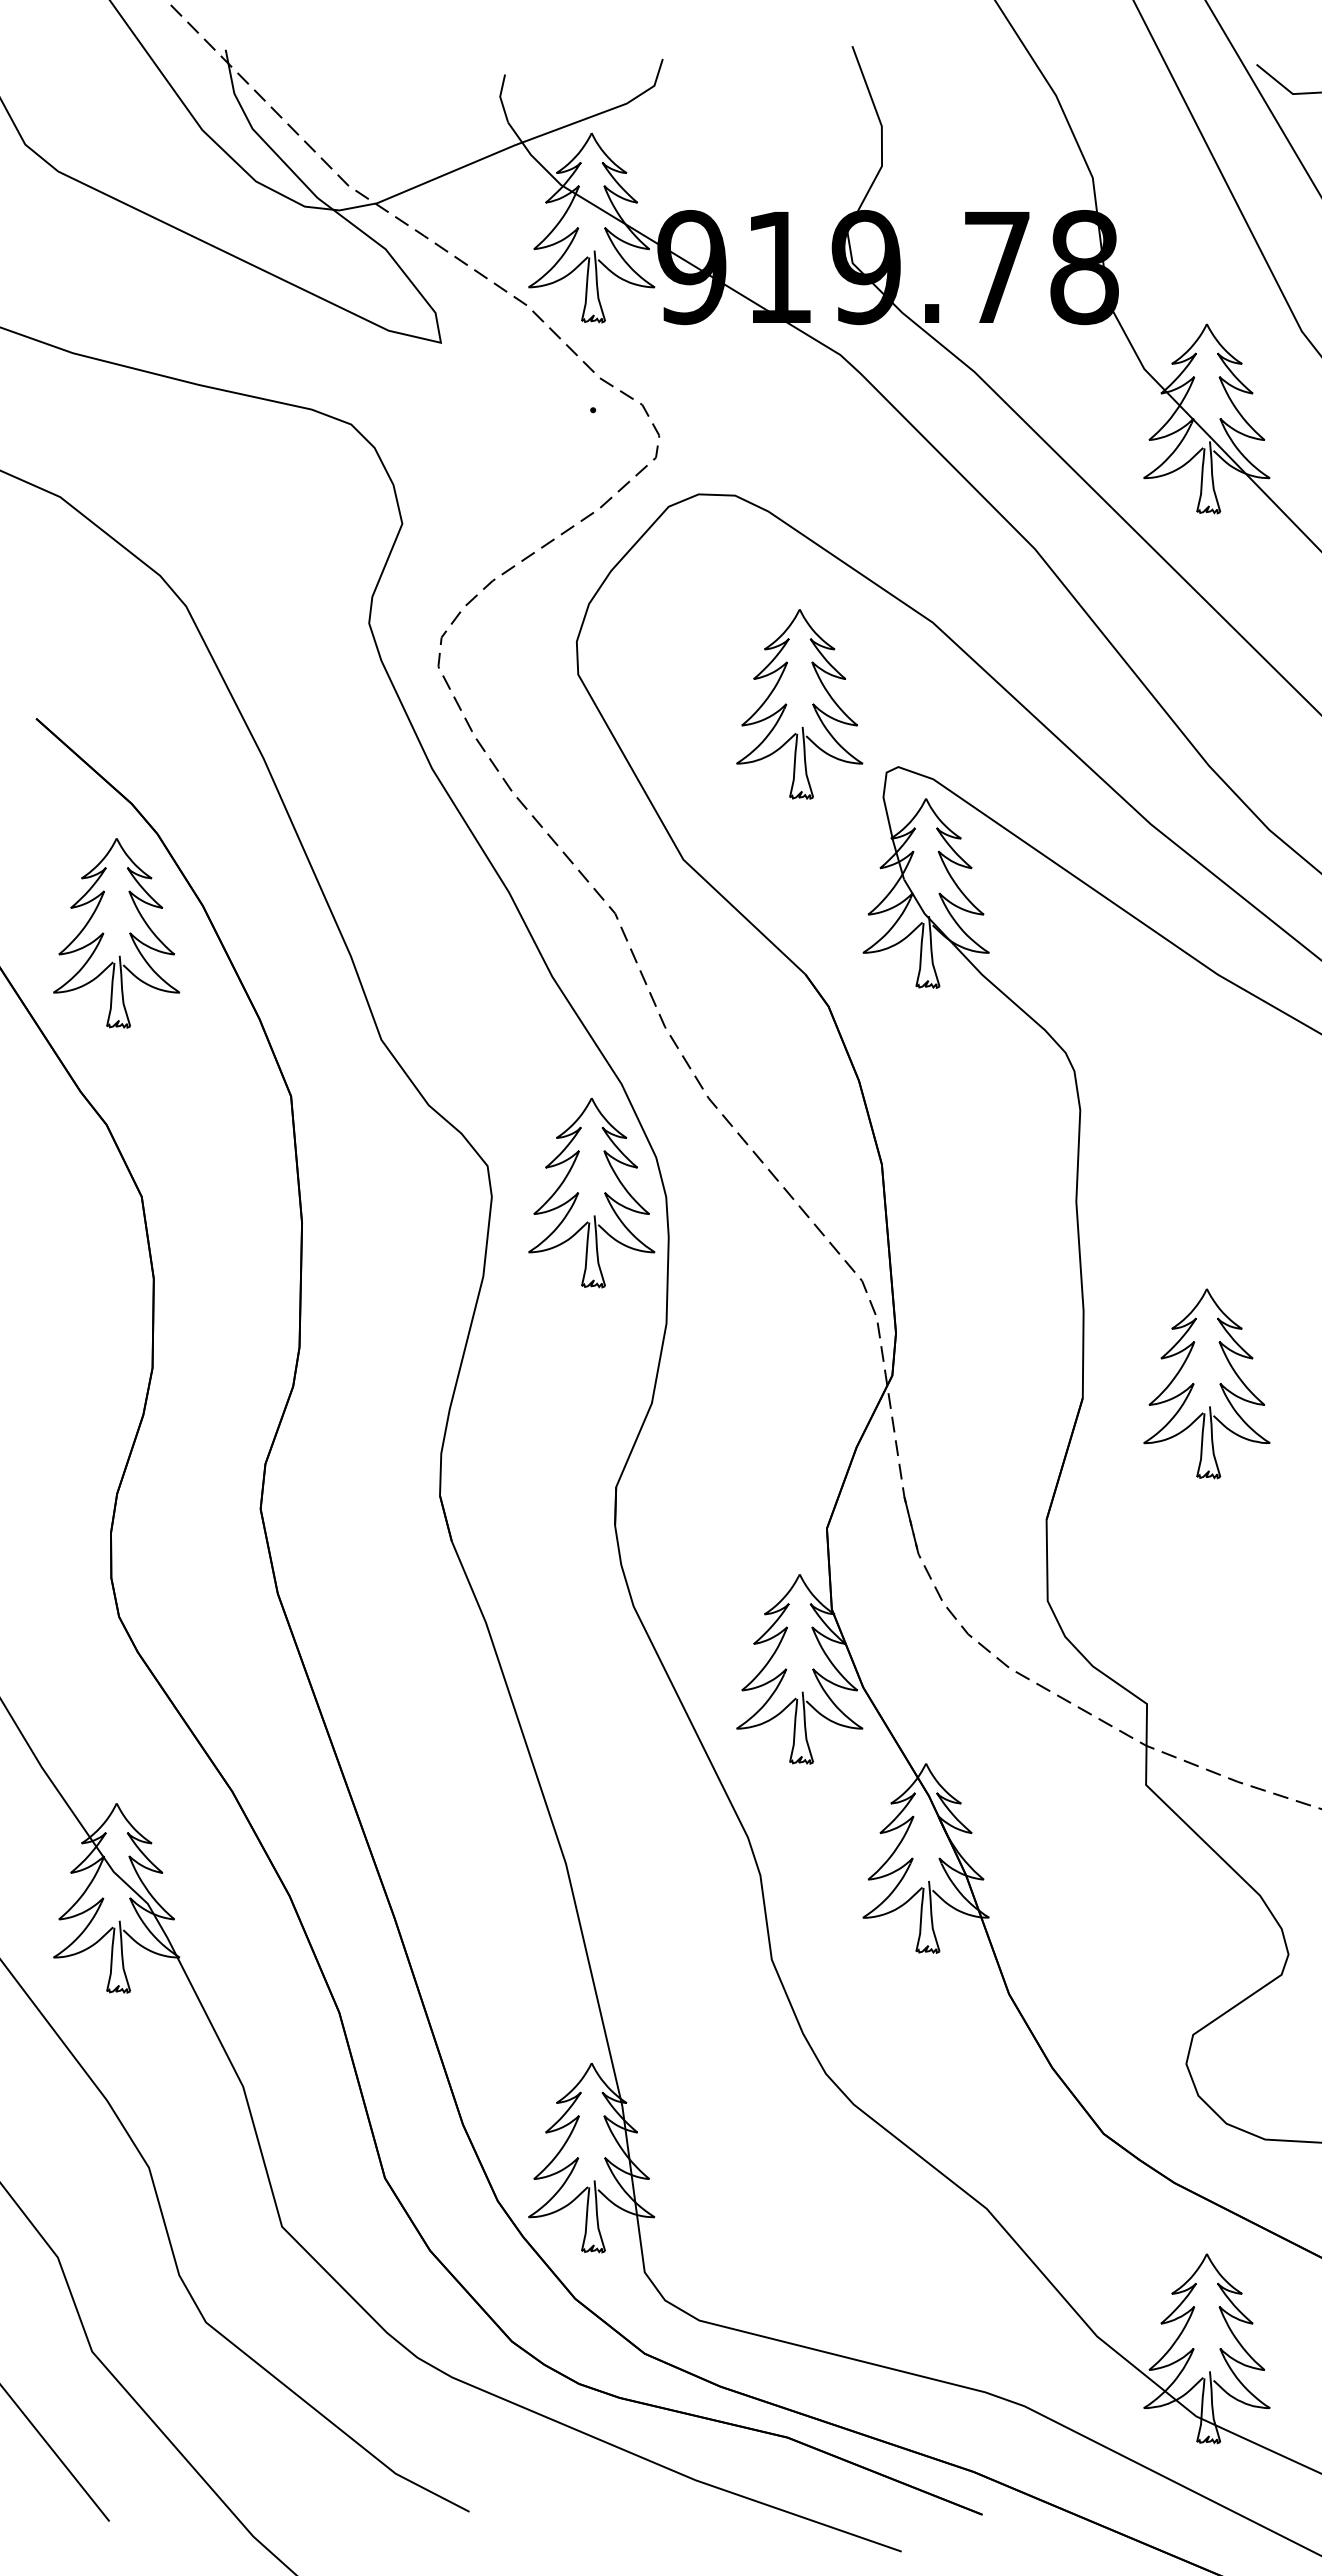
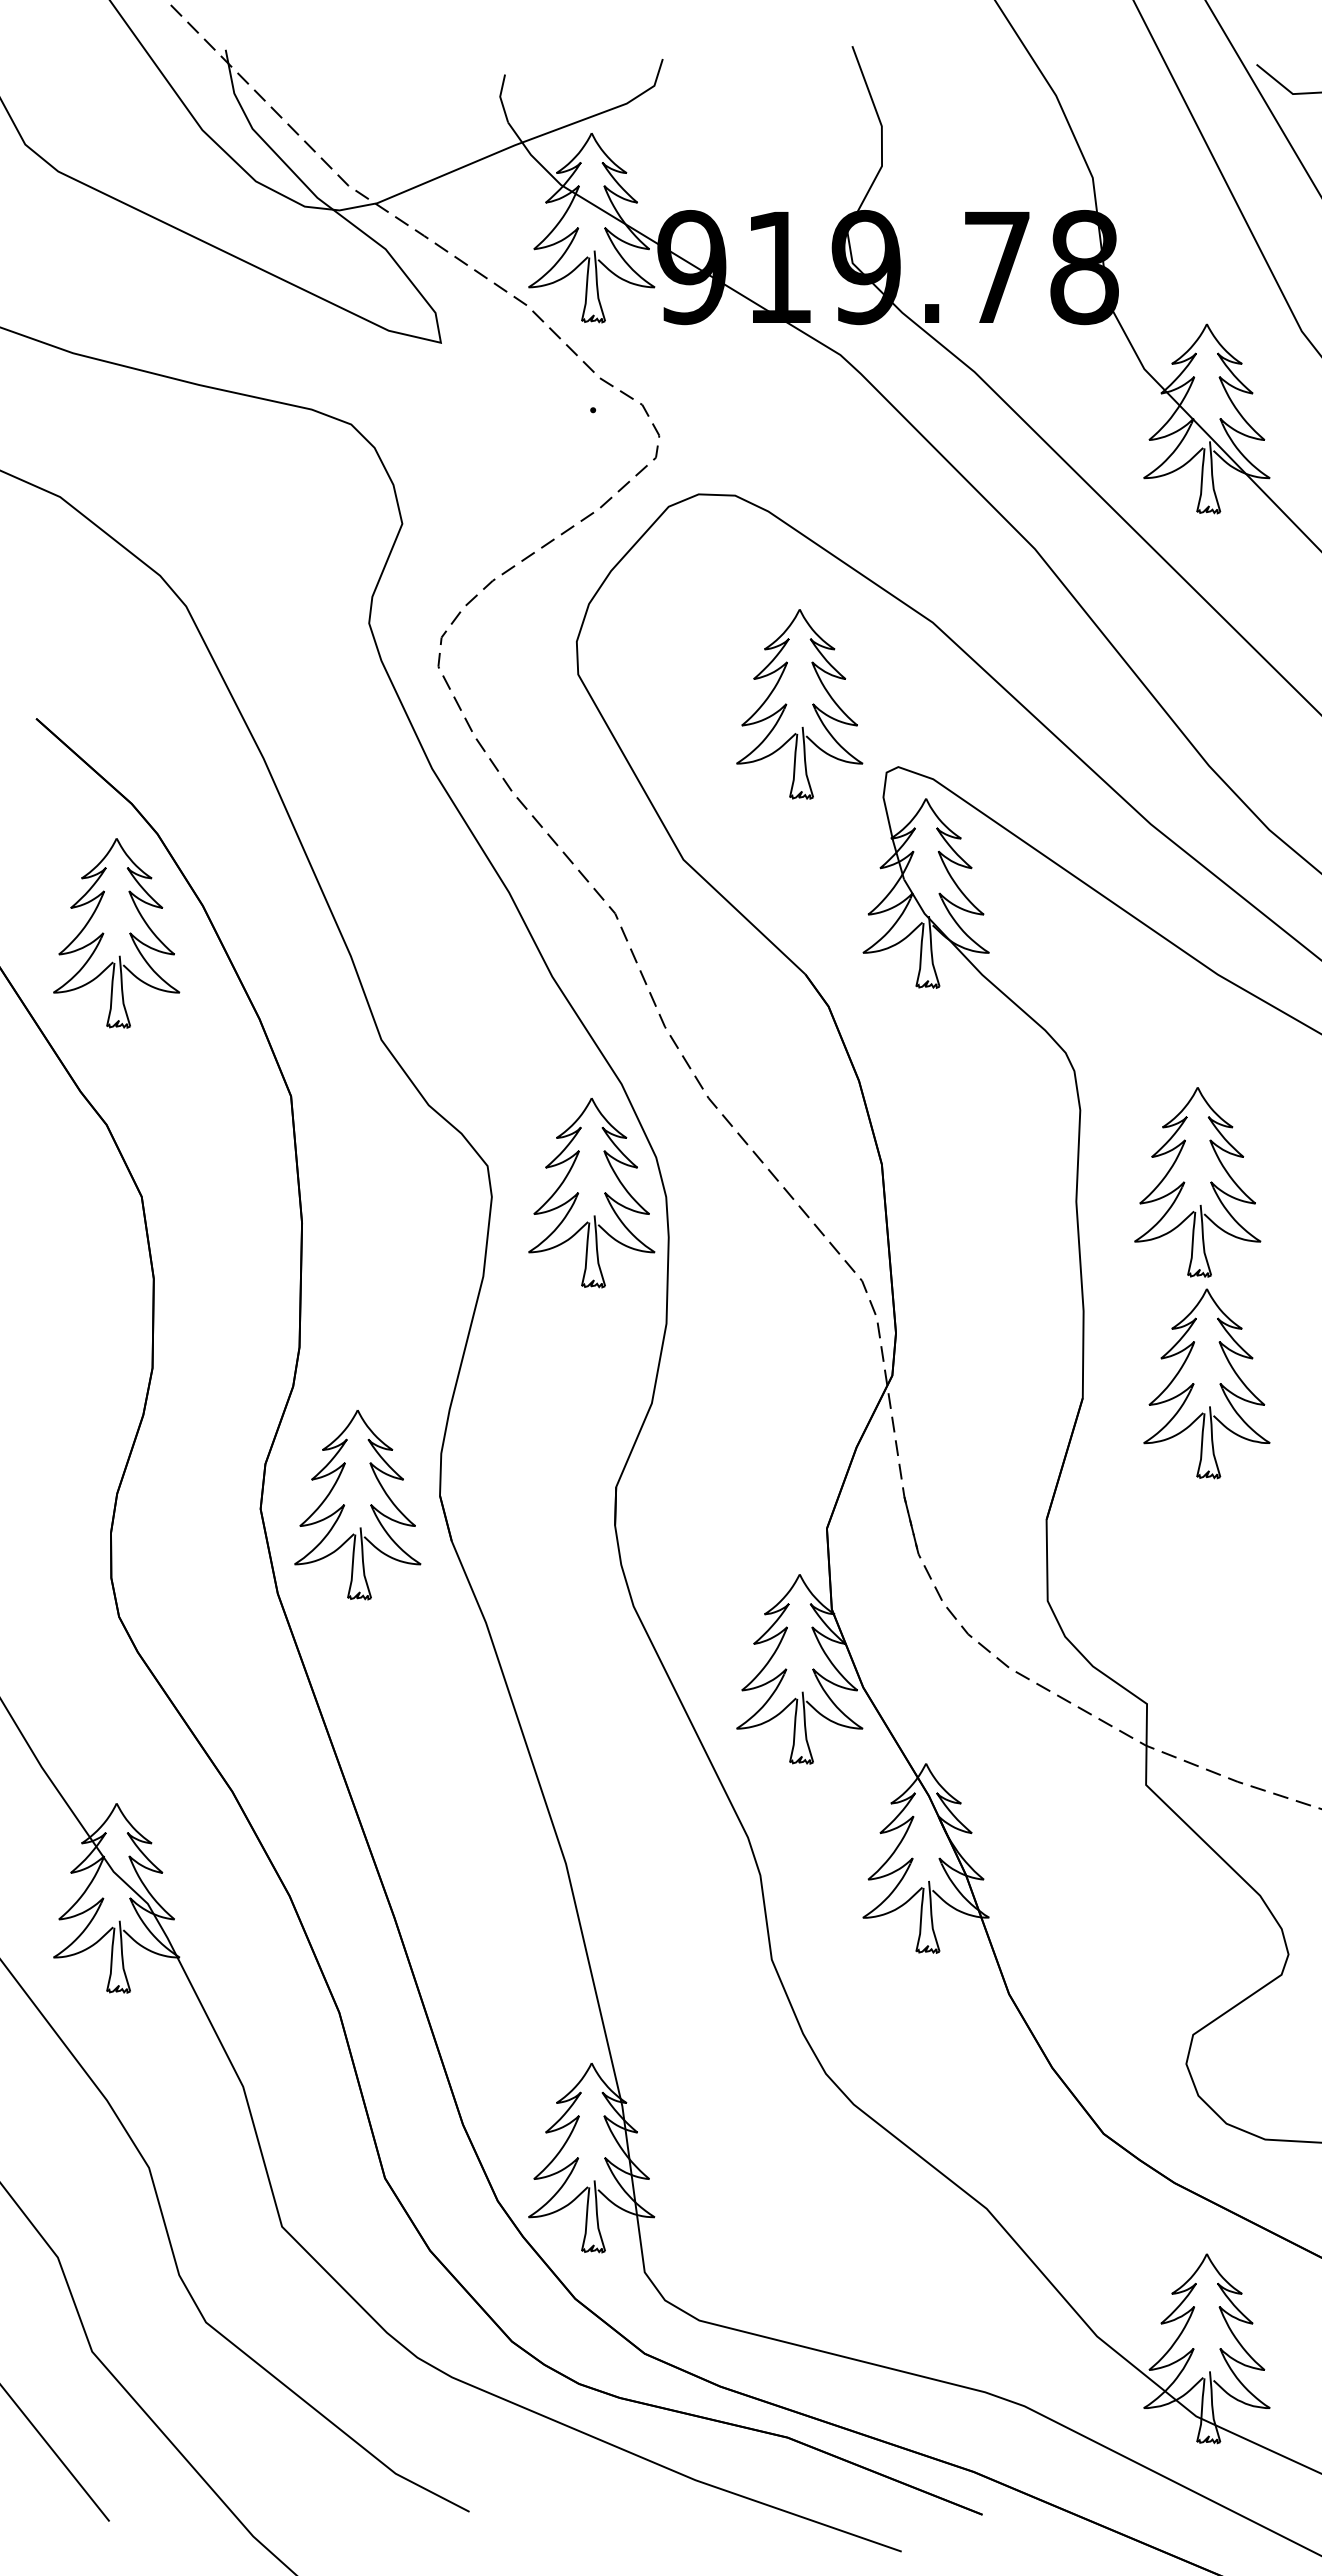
part: none -> present (1197, 1182)
part: none -> present (357, 1505)
